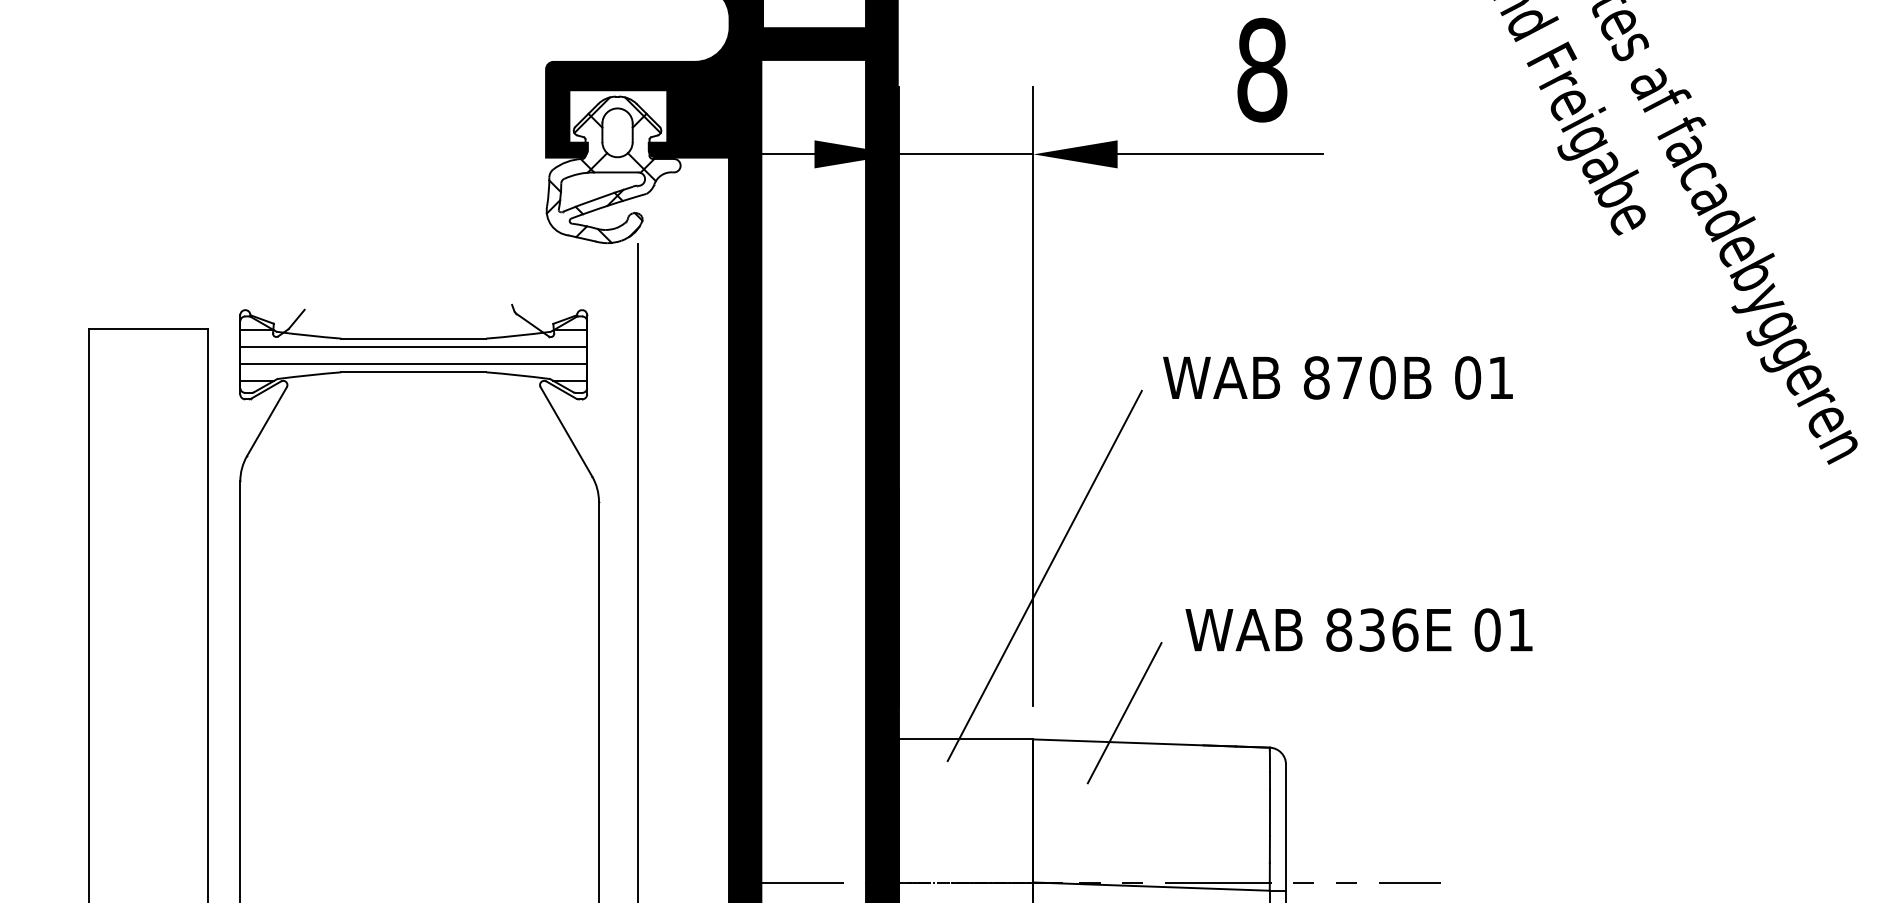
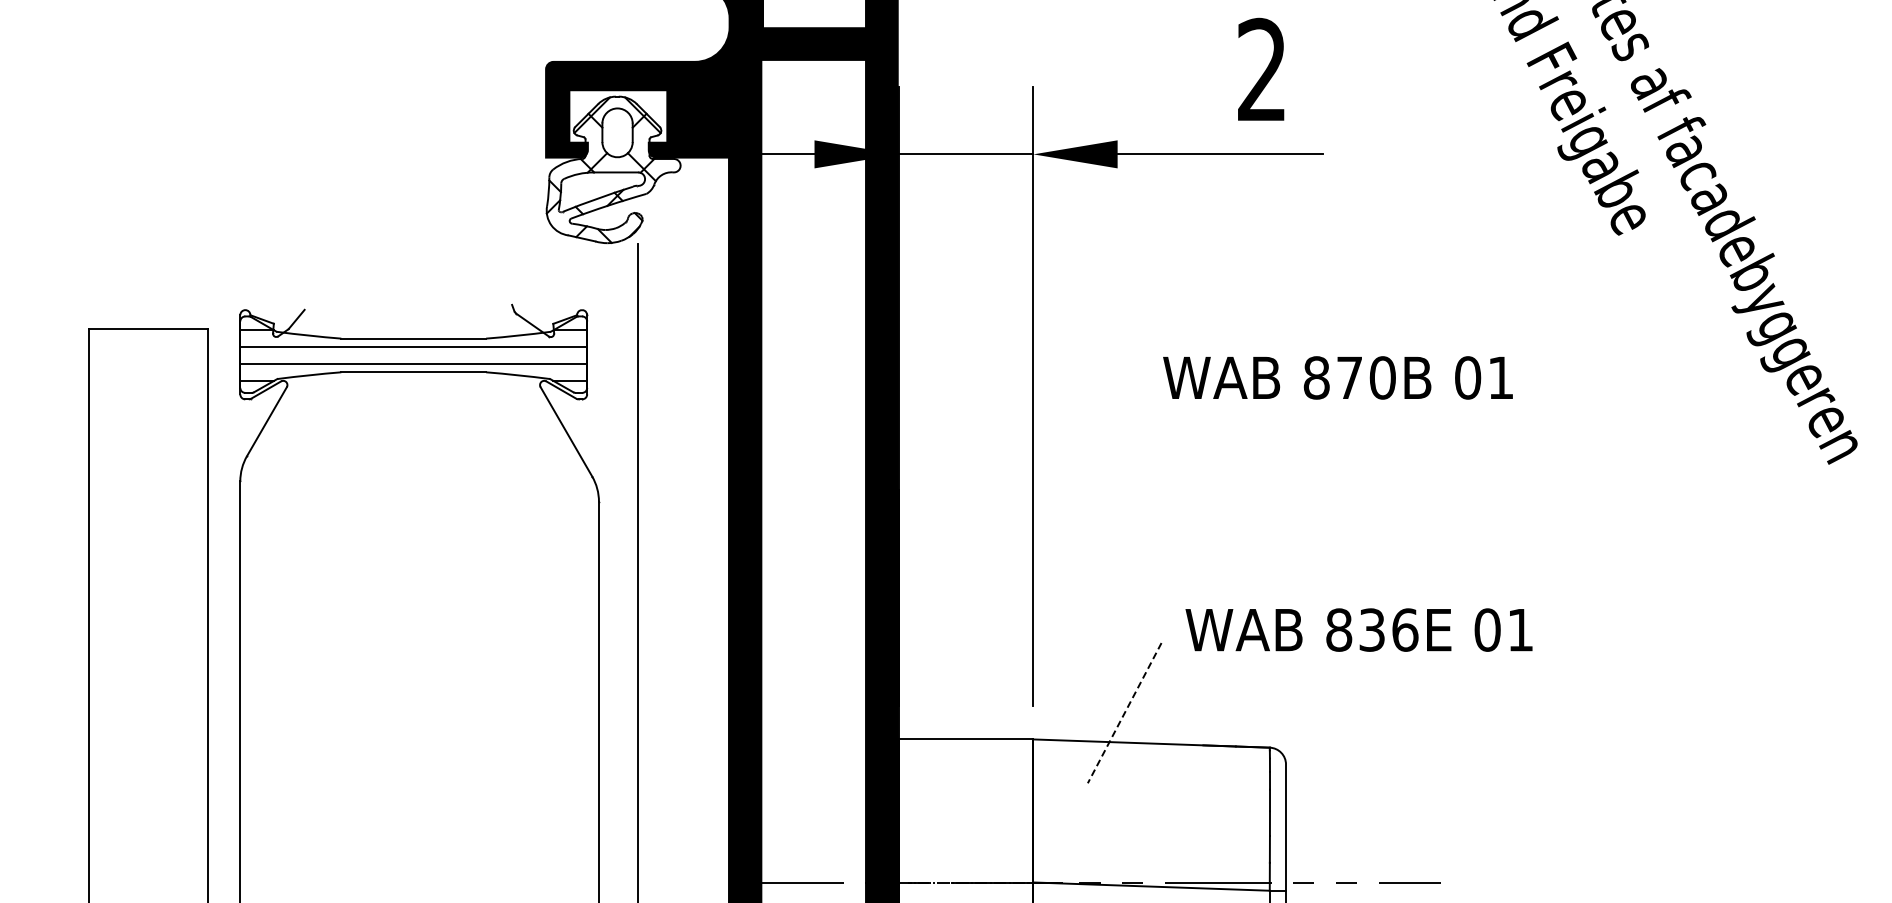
text: 8 -> 2 (1262, 69)
line: present -> none (1044, 575)
line: solid -> dashed (1124, 713)
